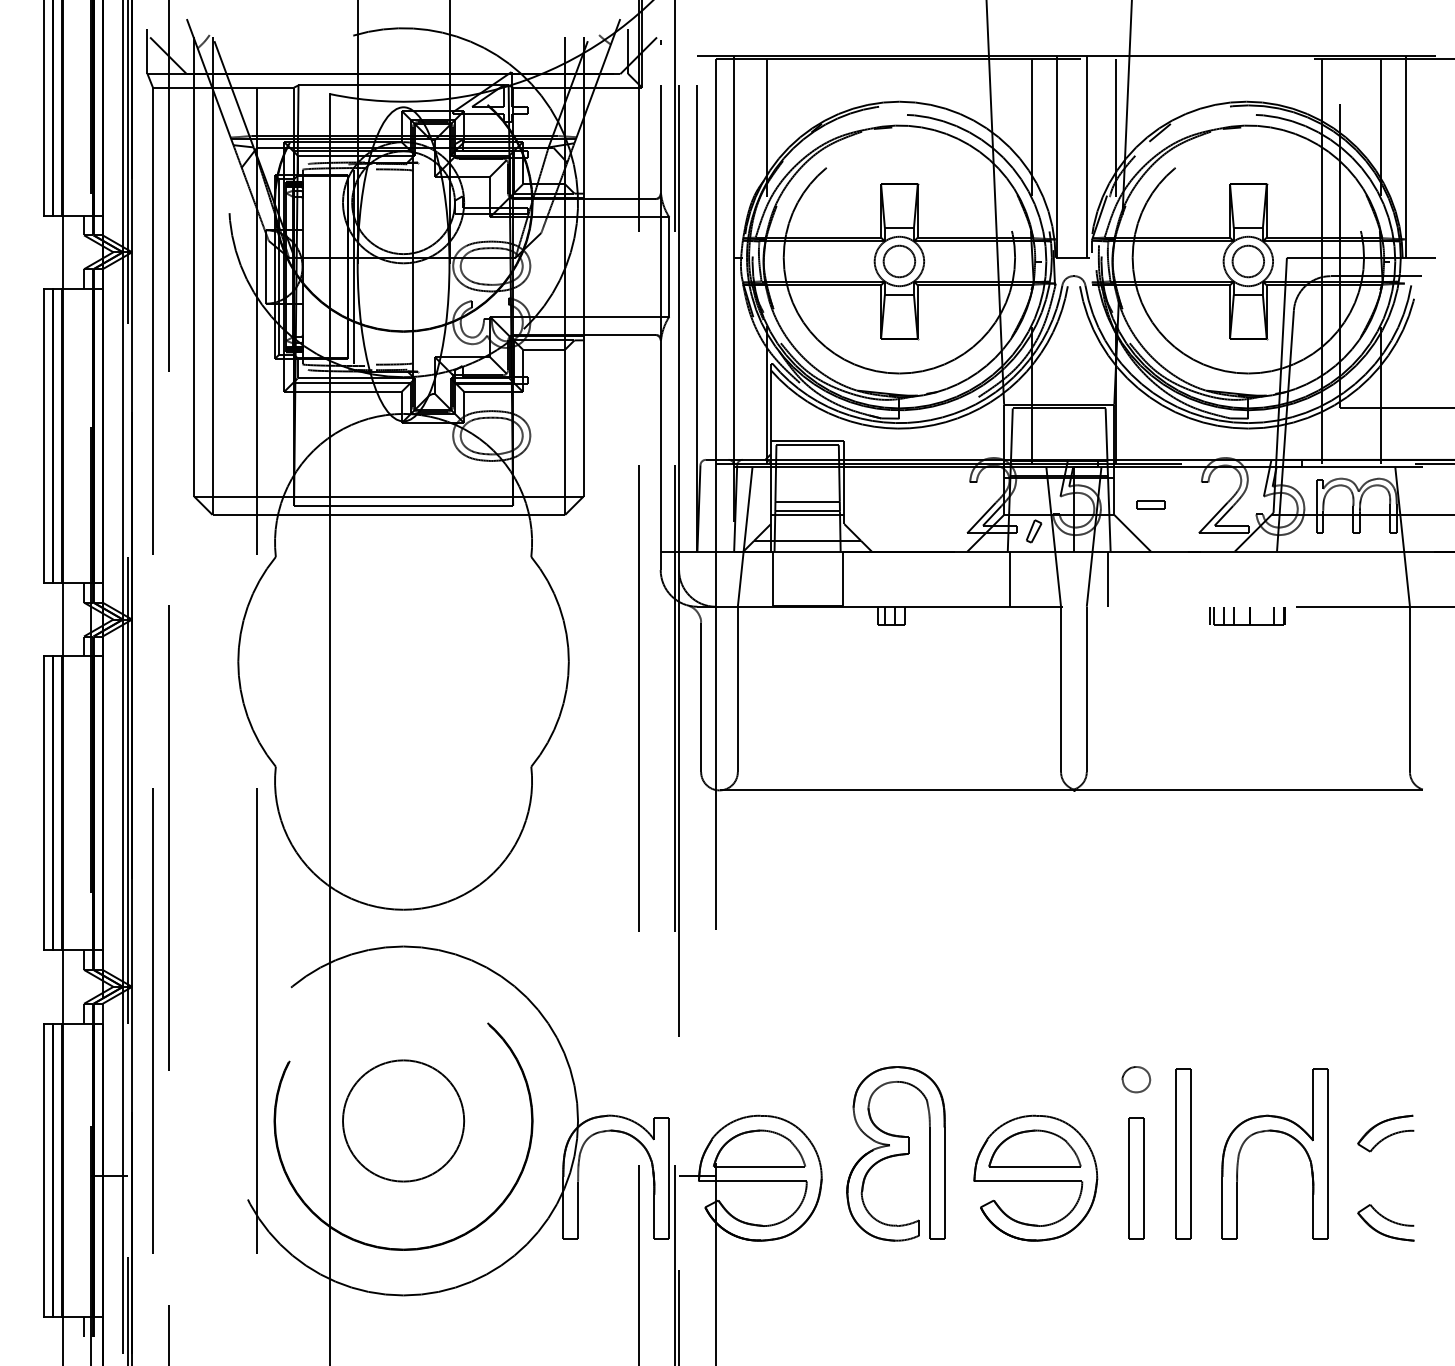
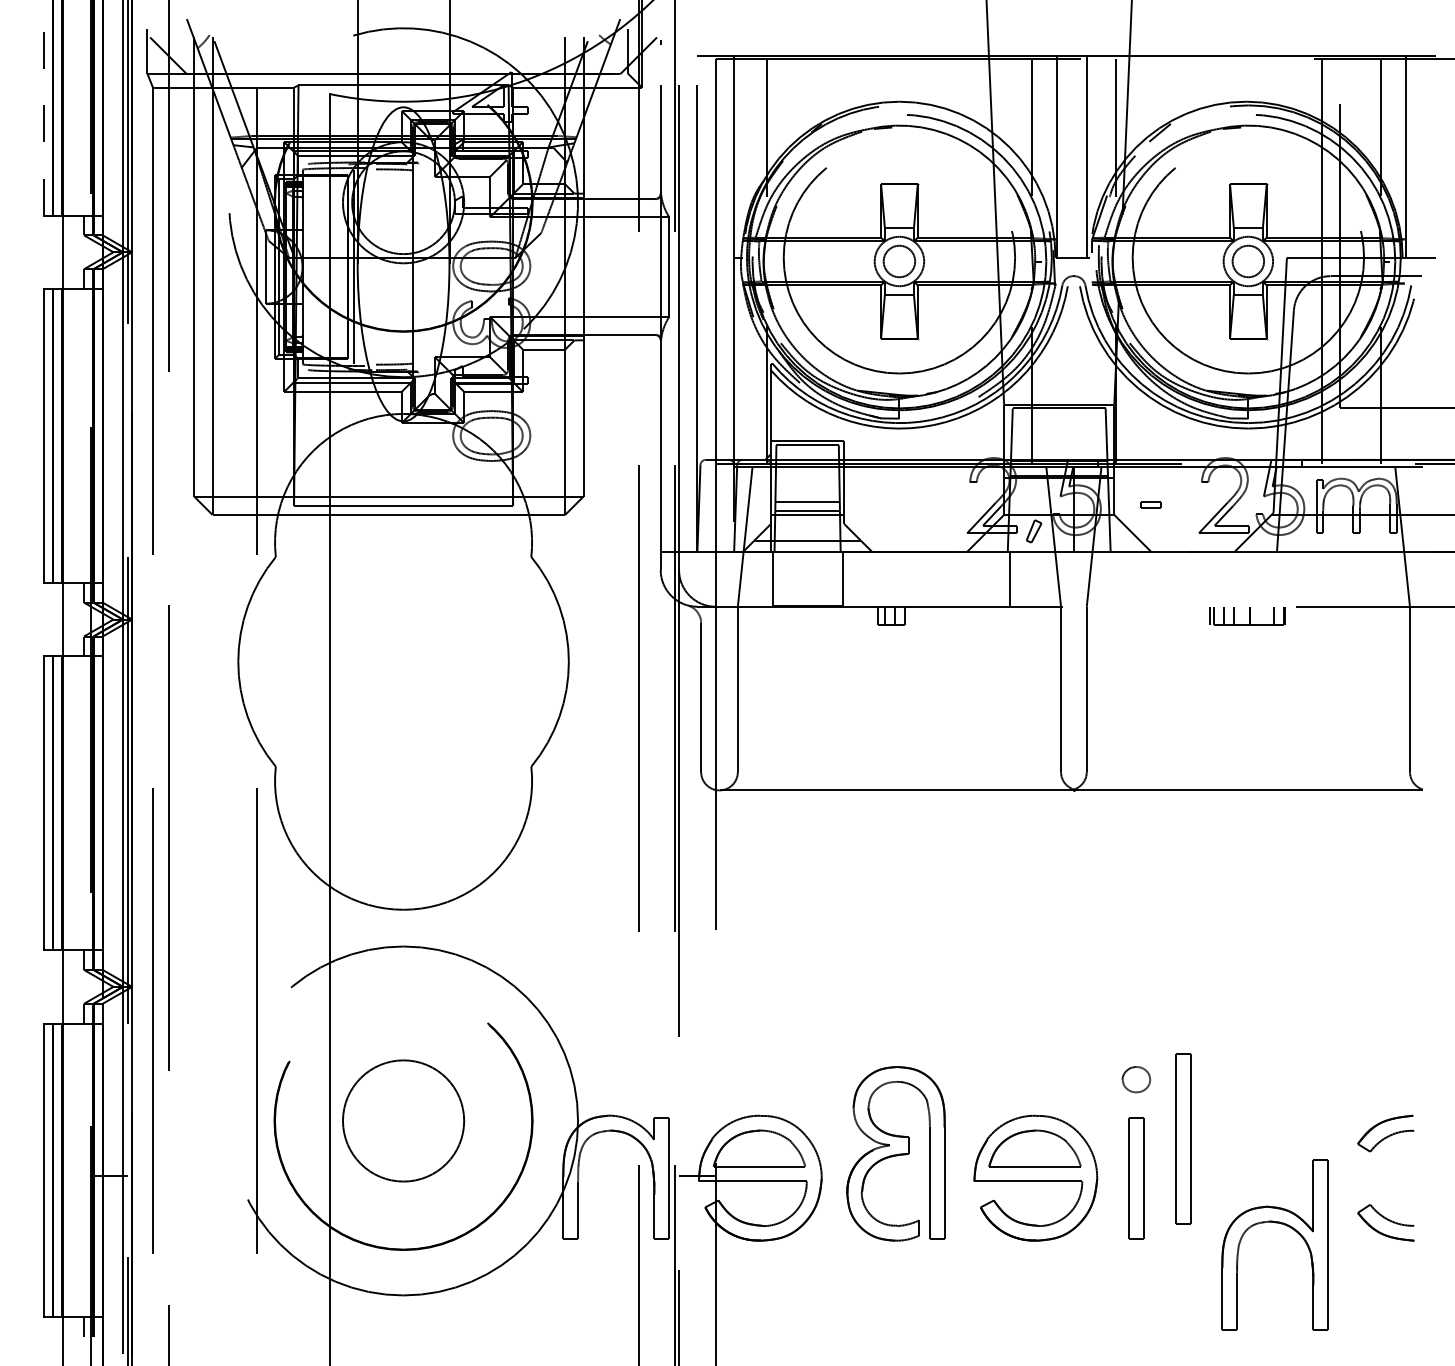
line: solid -> dashed (43, 107)
part size: 30x10 px -> 22x8 px (1150, 504)
line: present -> none (1108, 578)
part position: (1275, 1132) -> (1275, 1223) (1275, 1223)
part position: (1183, 1153) -> (1183, 1138) (1183, 1138)
